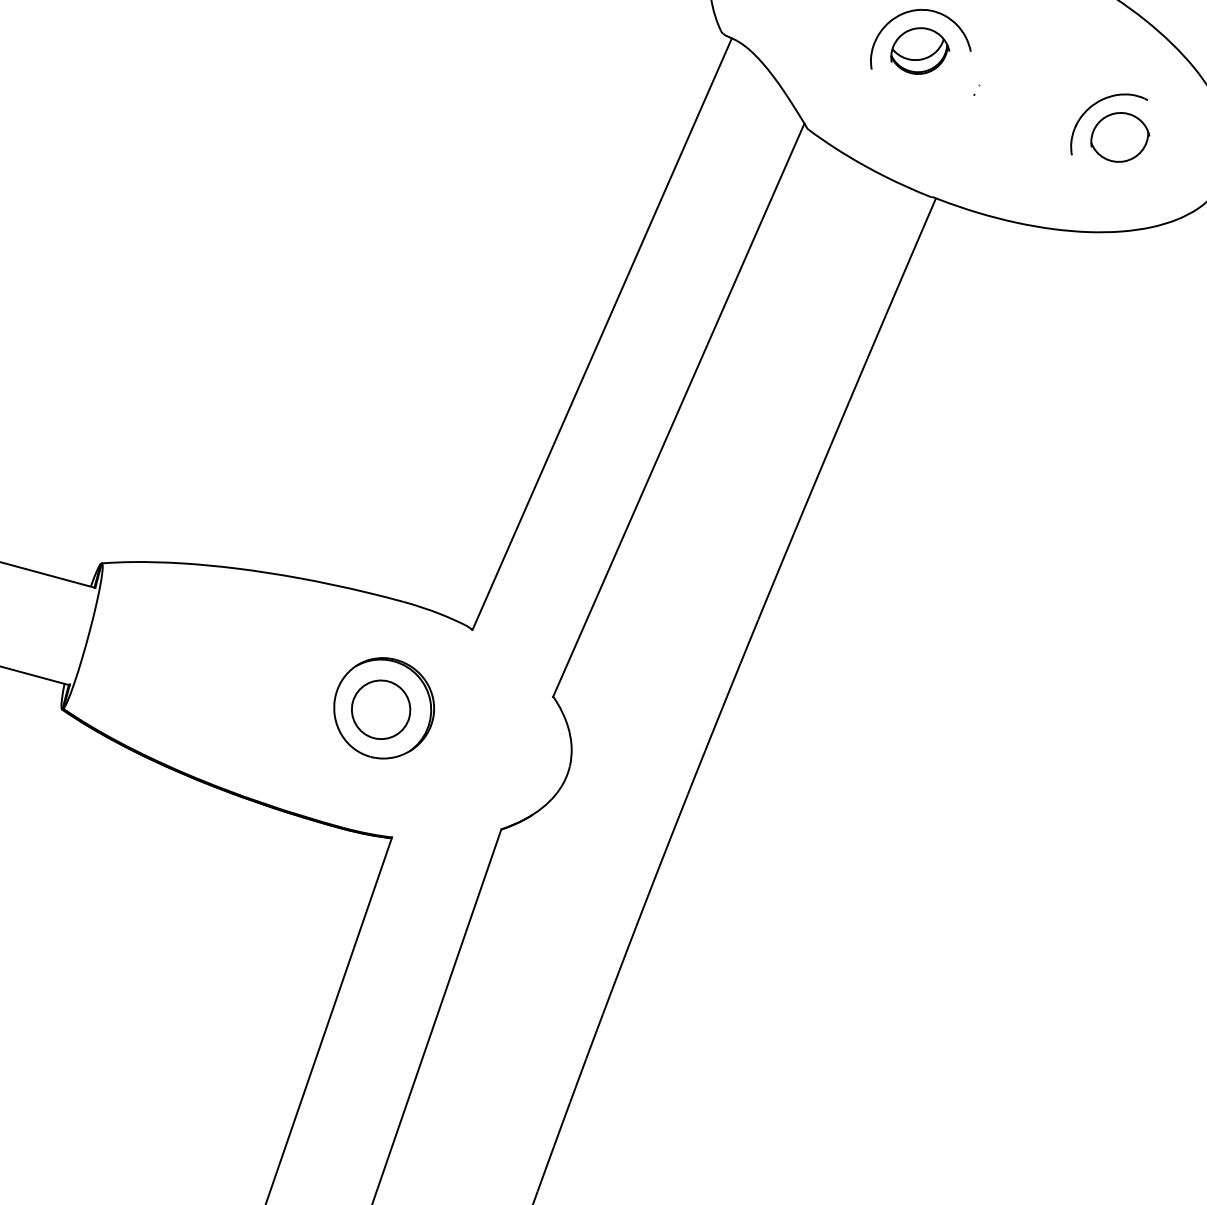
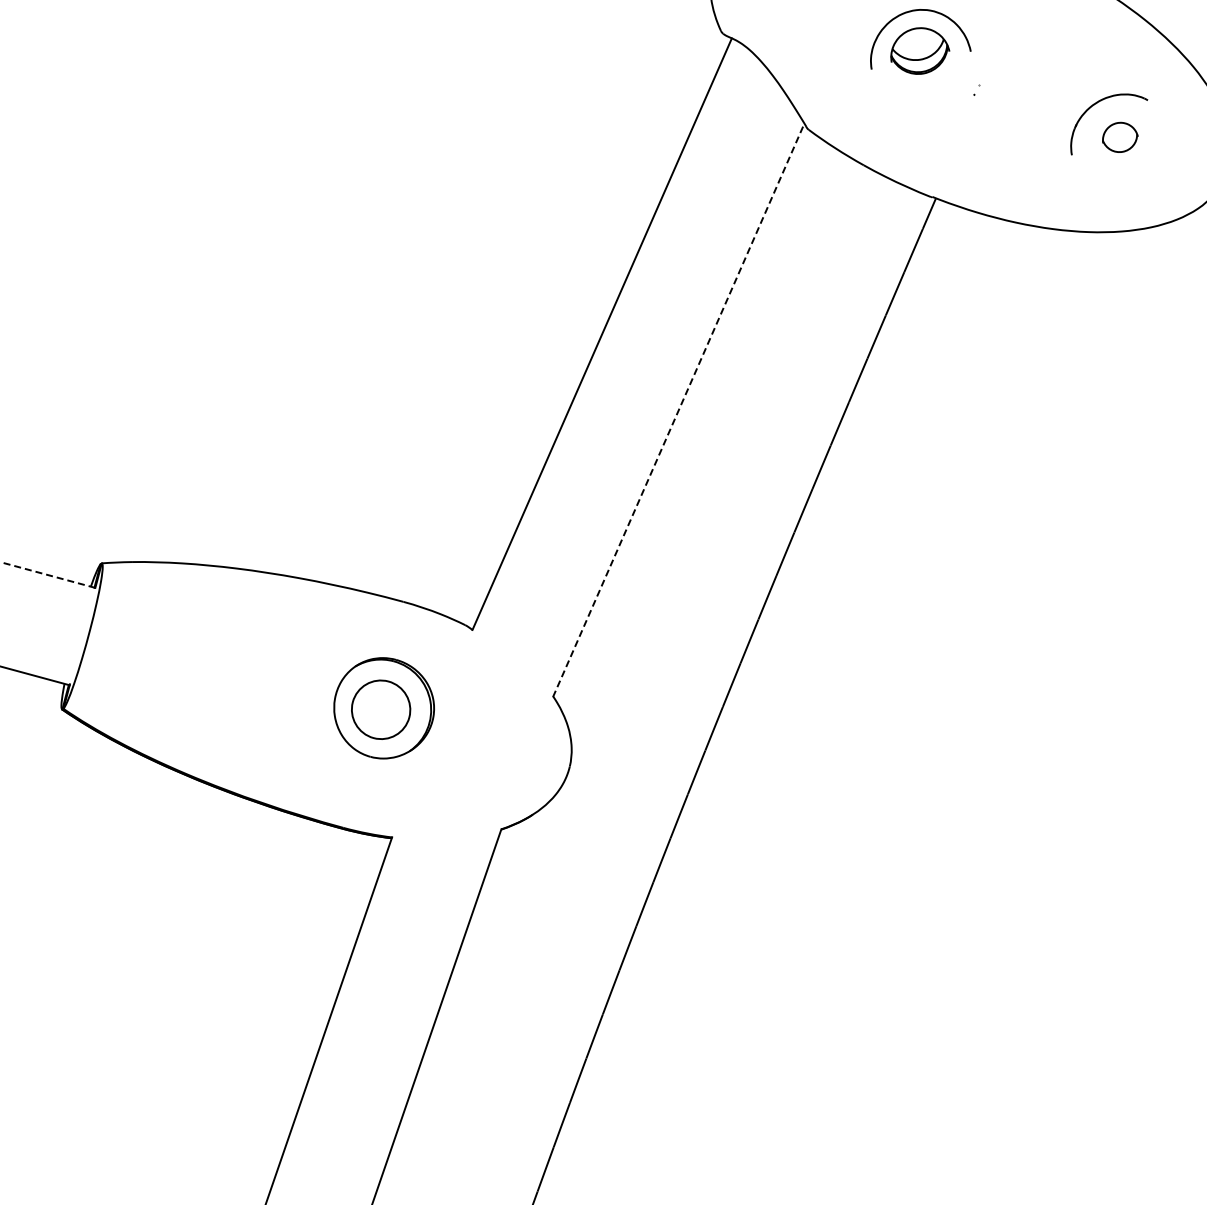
part size: 61x51 px -> 37x32 px (1120, 136)
line: solid -> dashed (678, 409)
line: solid -> dashed (48, 575)
